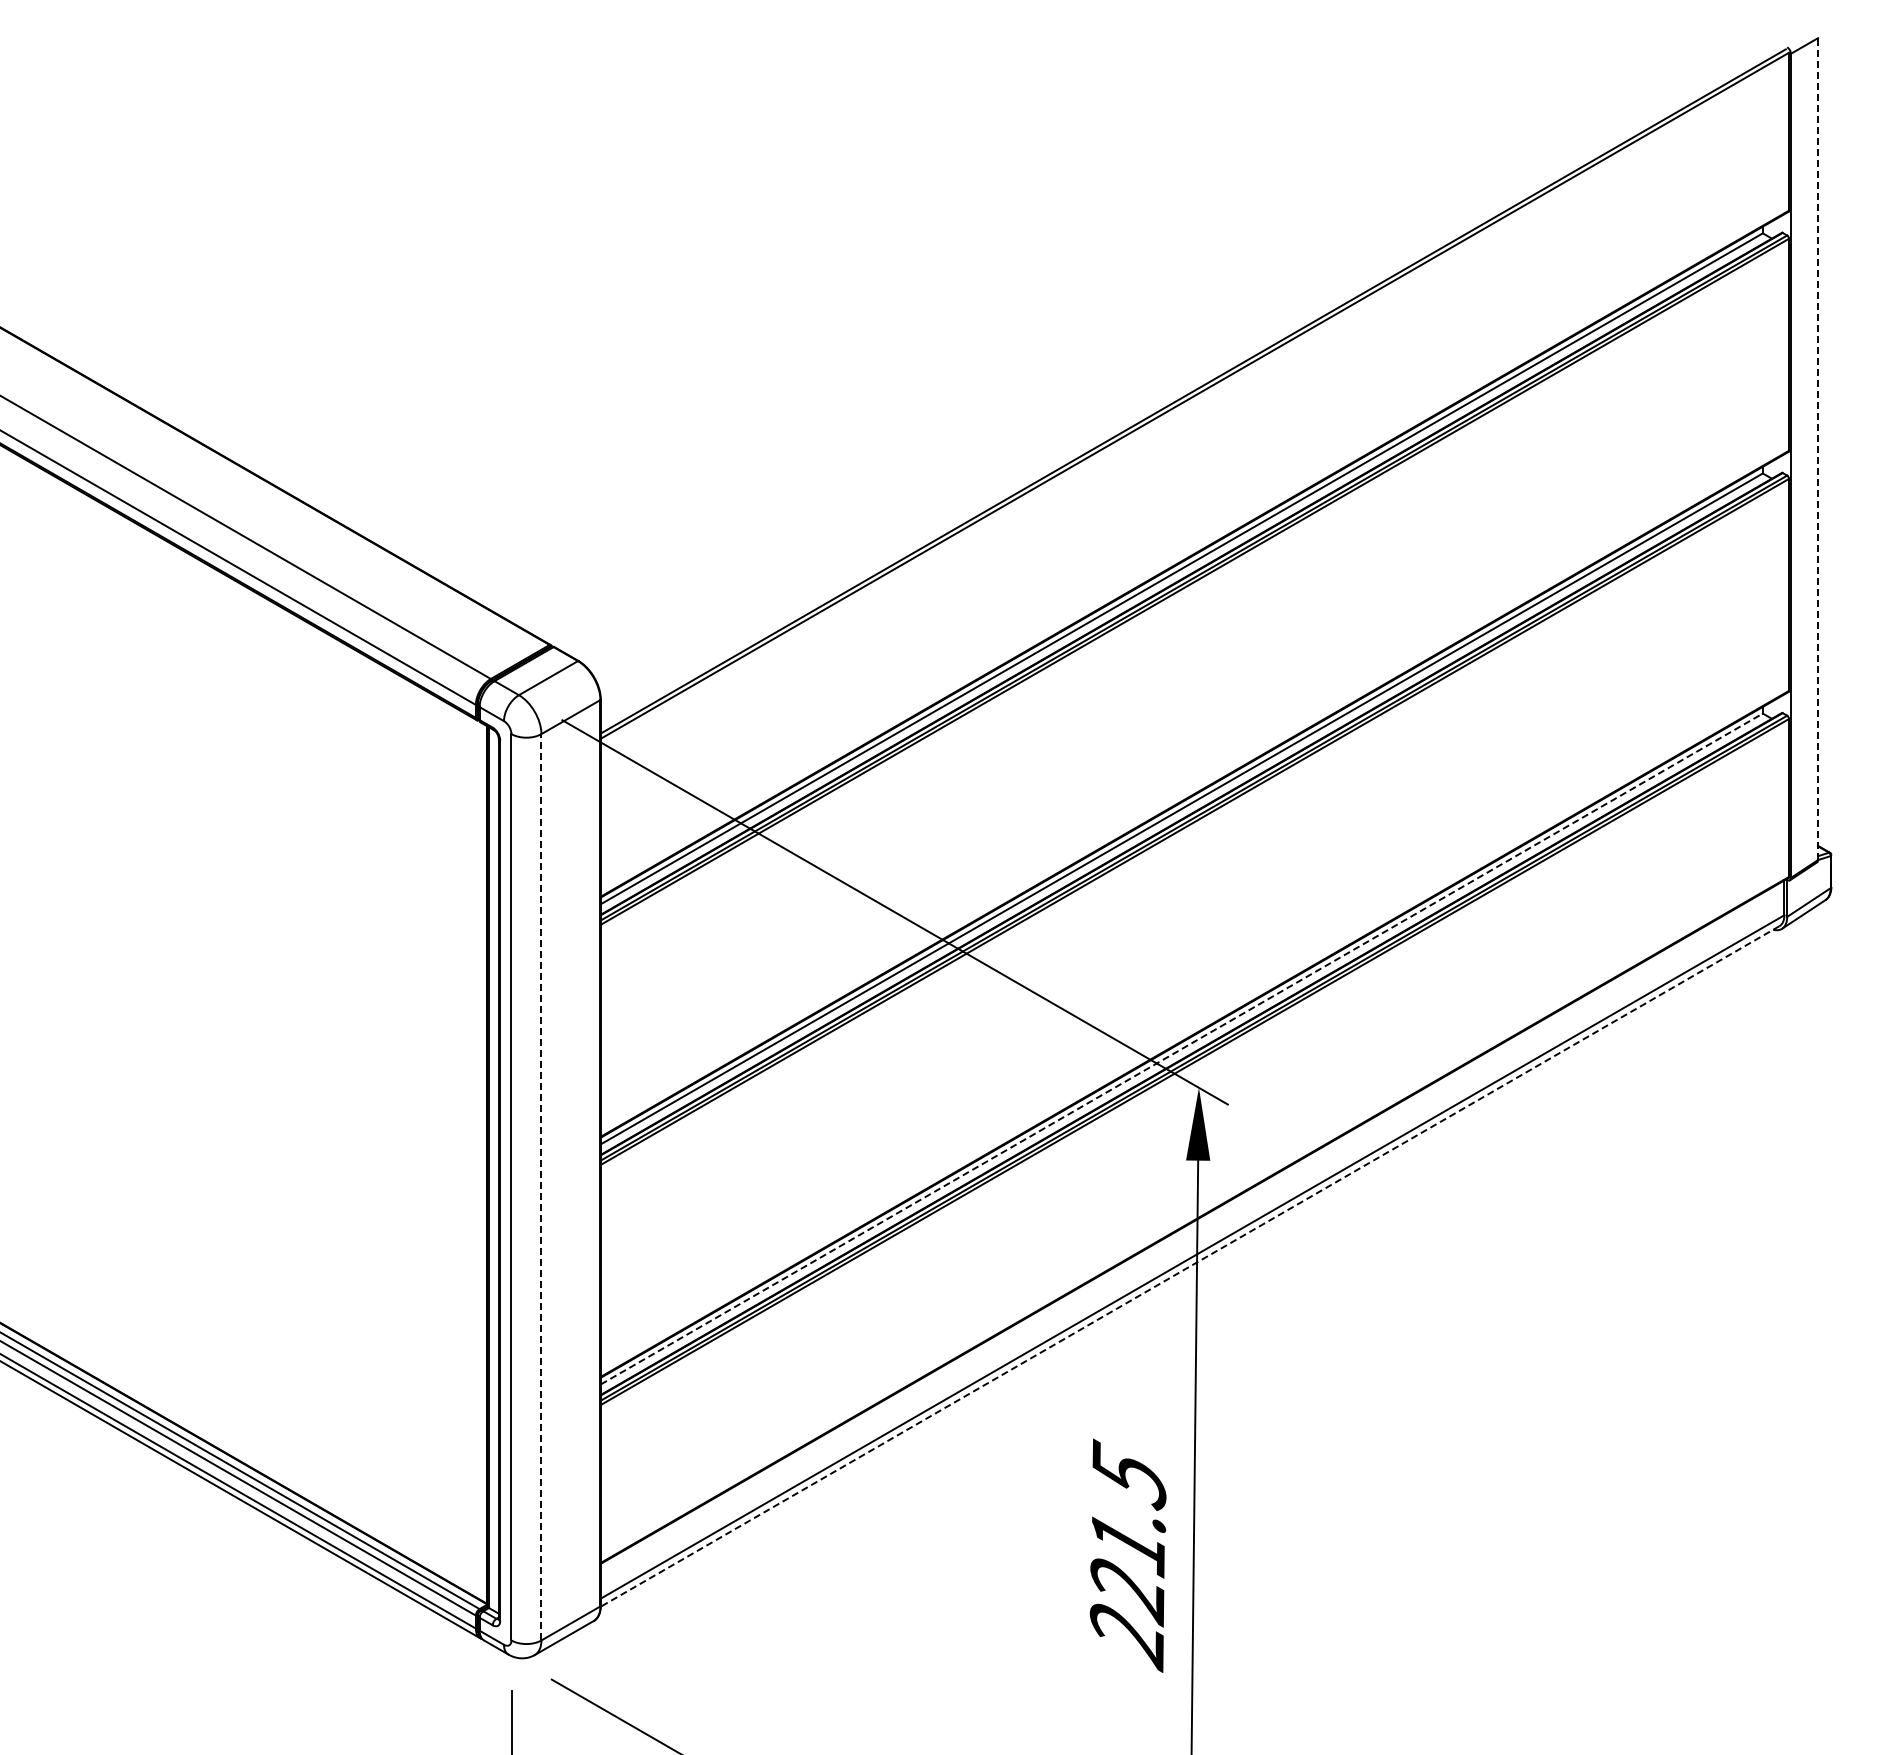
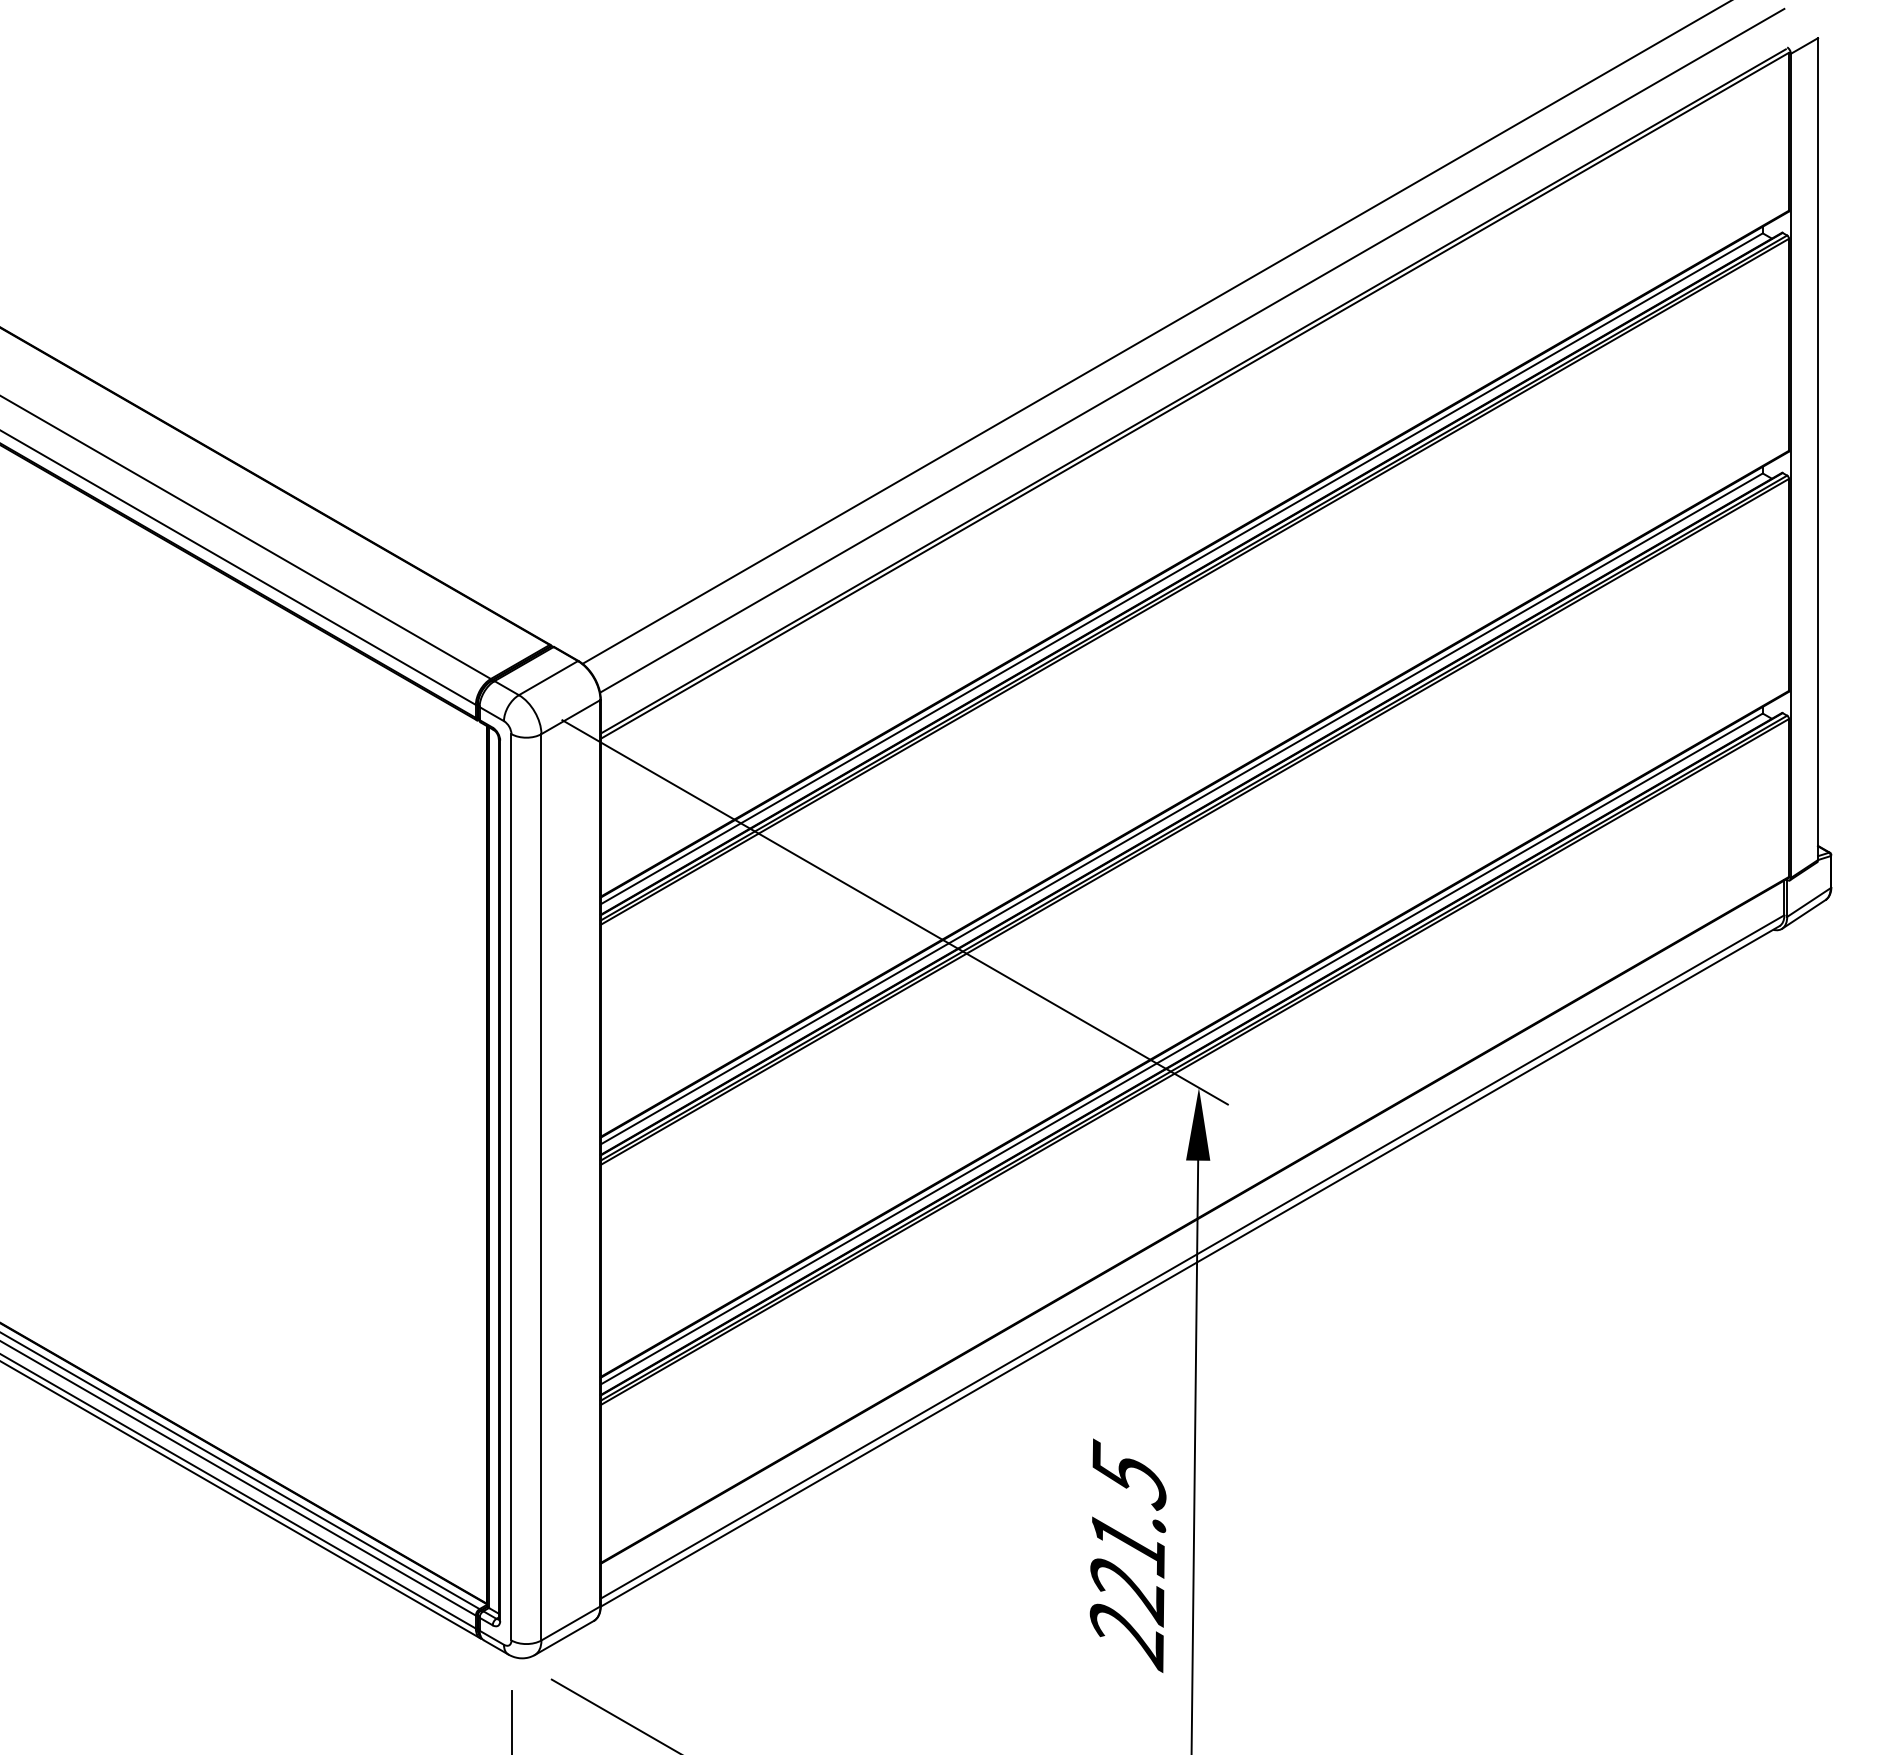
line: none -> present (1155, 332)
line: none -> present (1192, 350)
line: dashed -> solid (1818, 449)
line: dashed -> solid (1181, 1049)
line: dashed -> solid (541, 1186)
line: dashed -> solid (1189, 1266)
